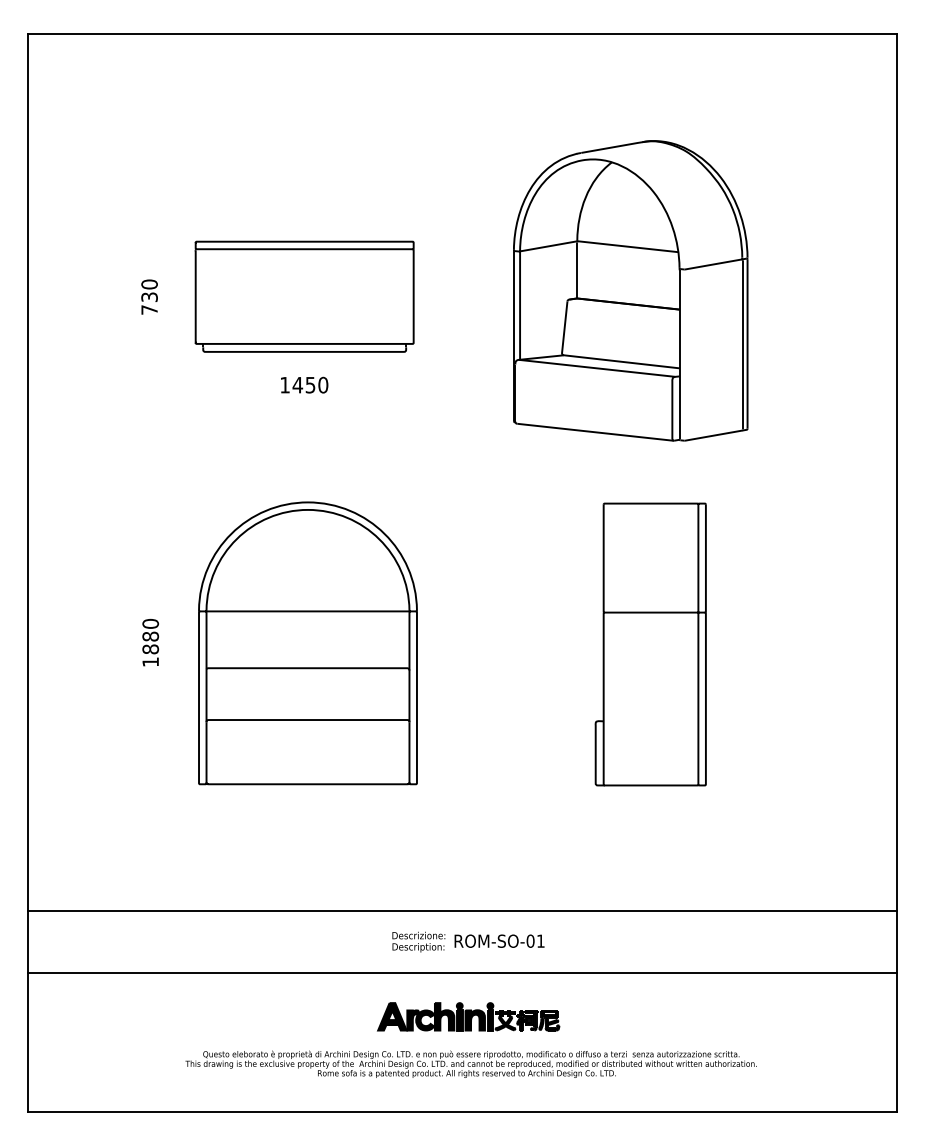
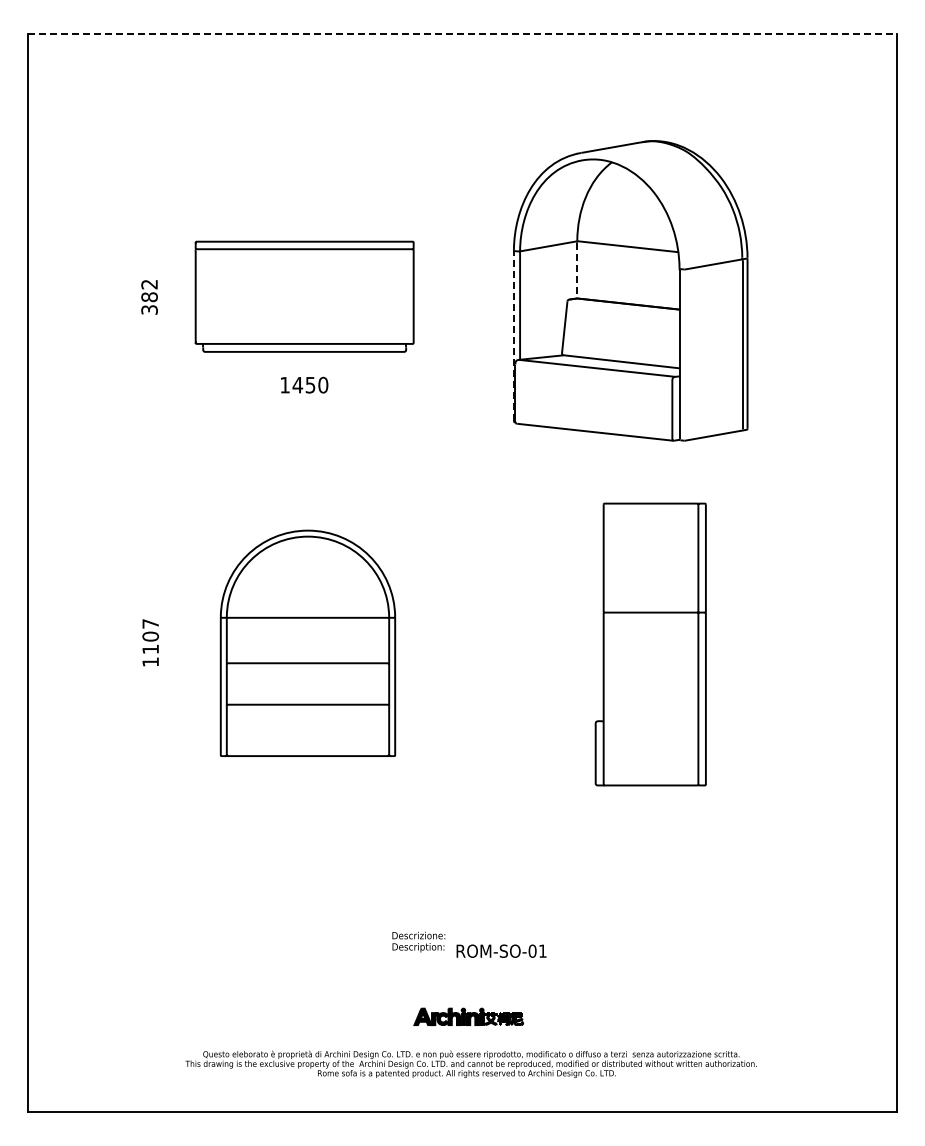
line: solid -> dashed (462, 34)
line: solid -> dashed (577, 270)
text: 730 -> 382 (149, 296)
line: solid -> dashed (513, 336)
text: 1880 -> 1107 (150, 636)
part size: 220x285 px -> 178x228 px (307, 642)
line: present -> none (462, 911)
text position: (499, 940) -> (501, 950) (501, 950)
line: present -> none (462, 973)
part size: 184x30 px -> 111x20 px (468, 1016)
